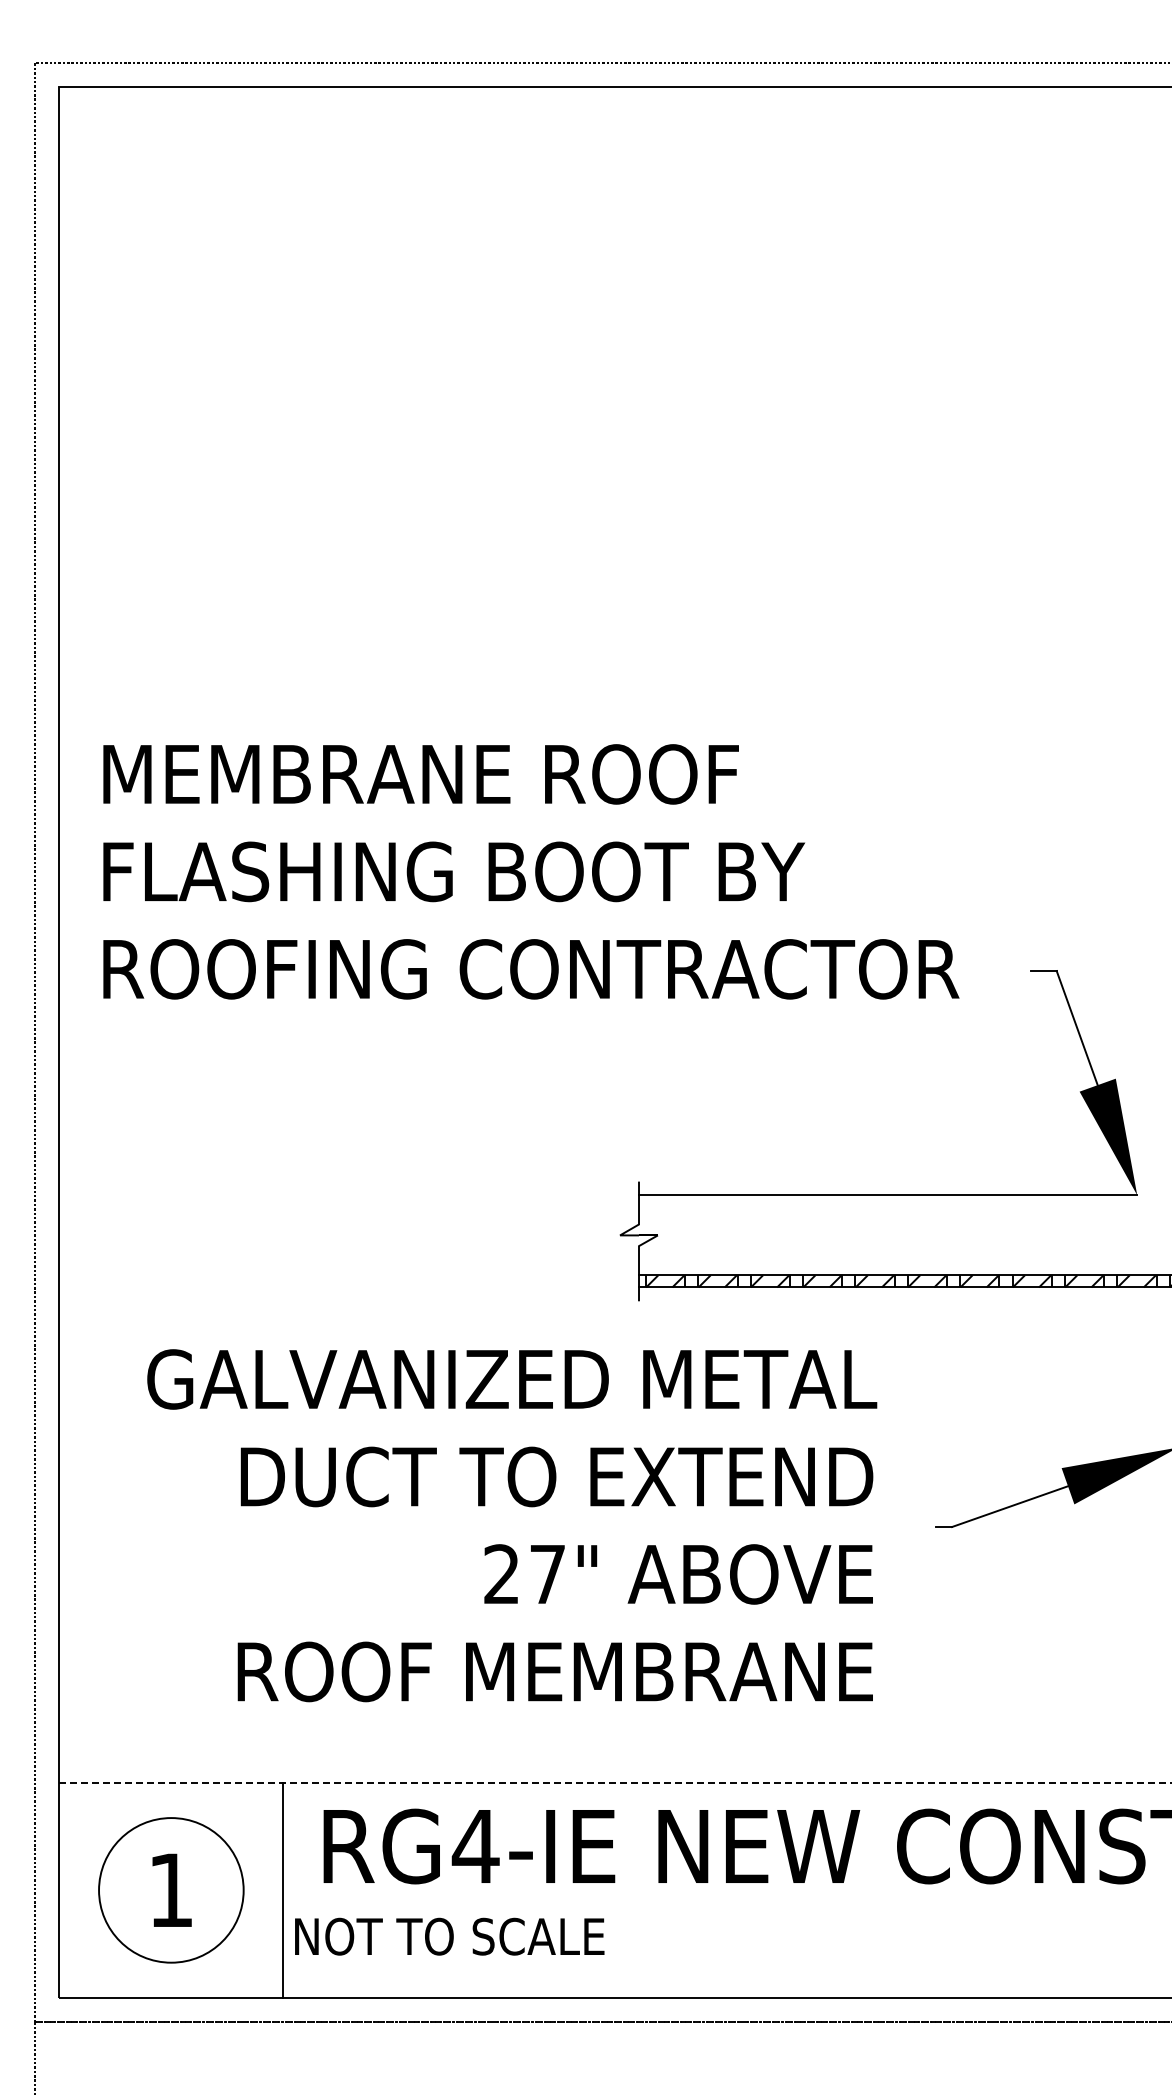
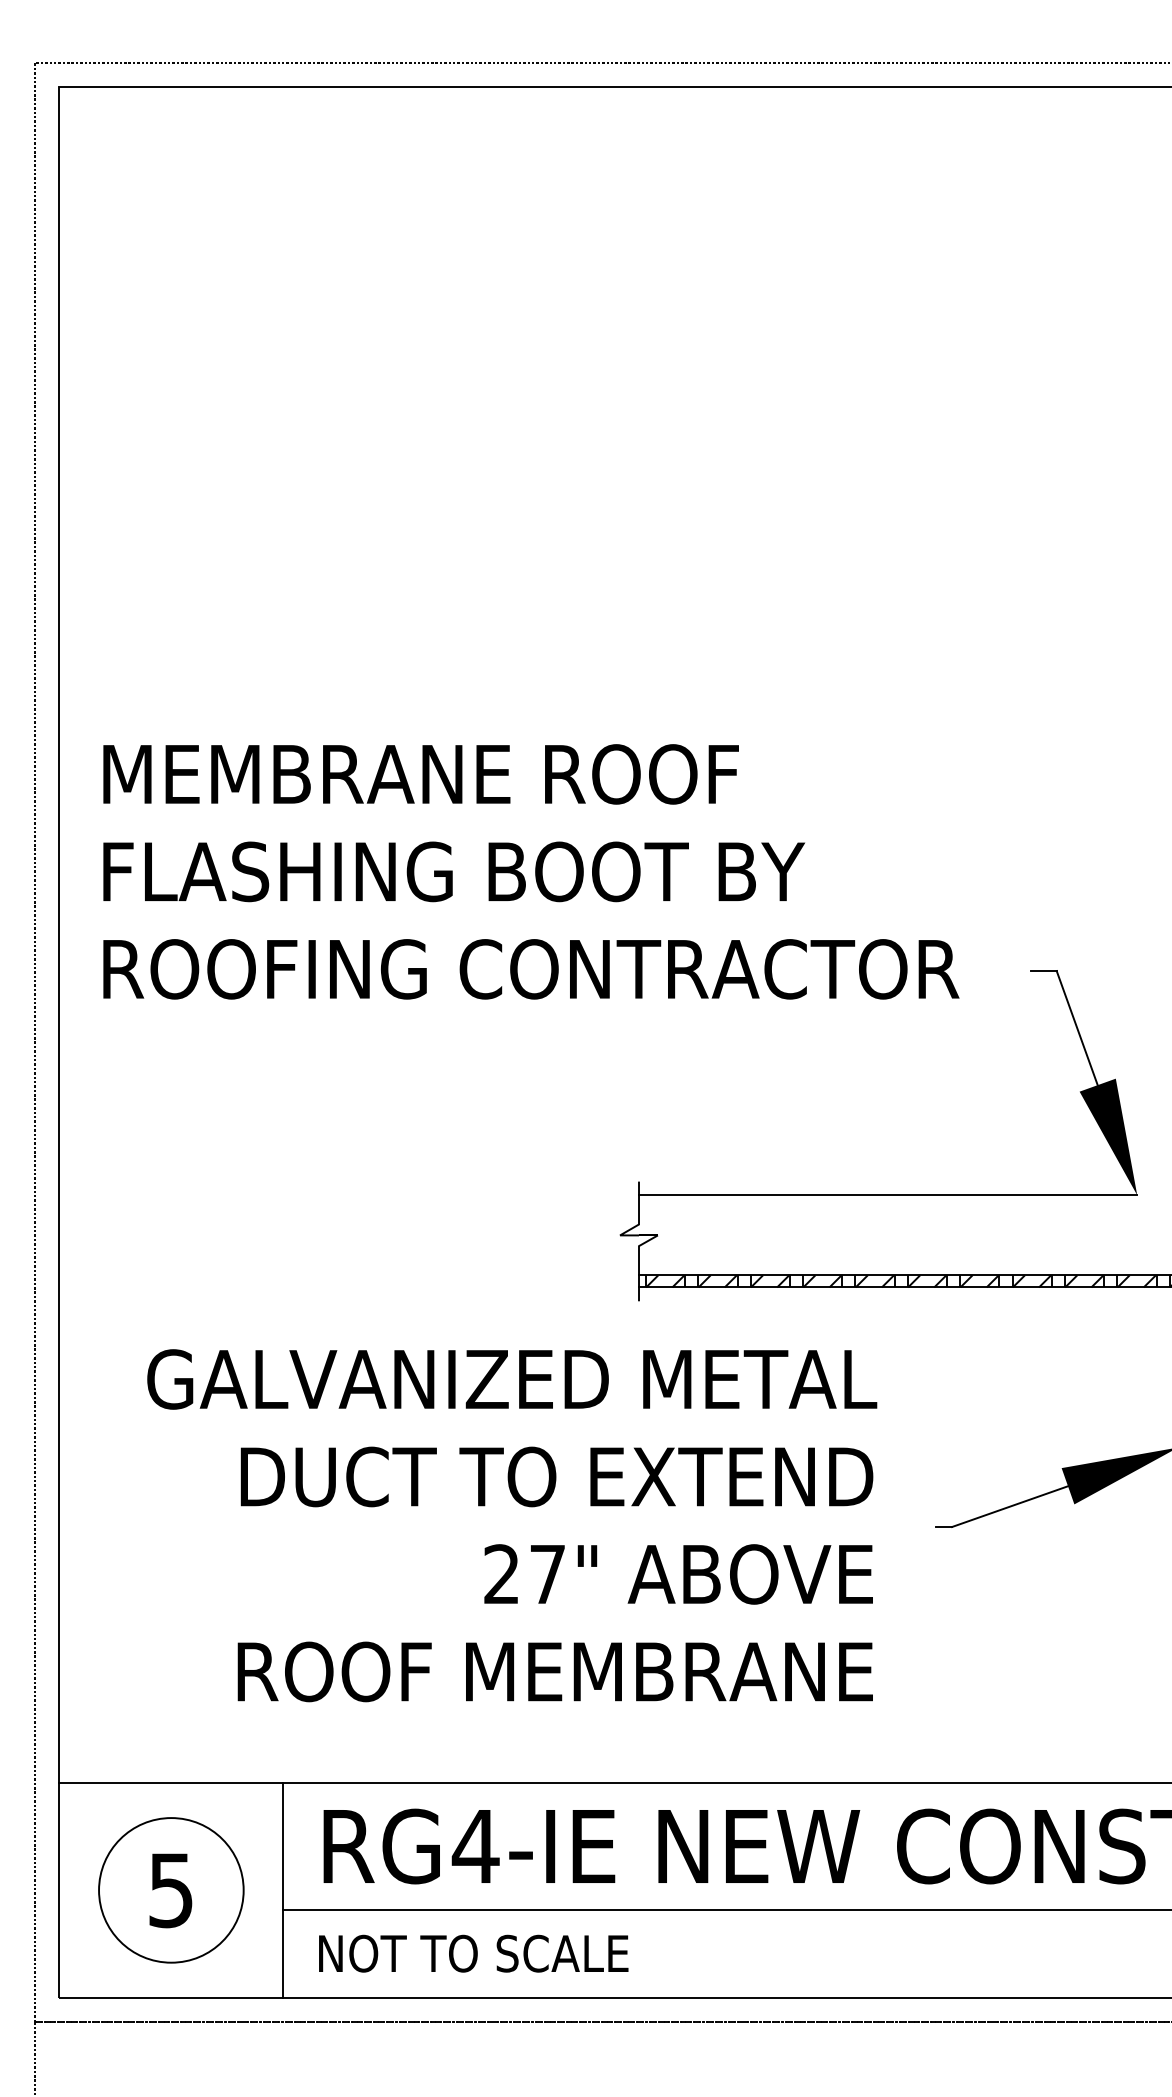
line: dashed -> solid (615, 1783)
text: 1 -> 5 (170, 1890)
line: none -> present (725, 1909)
text position: (449, 1936) -> (473, 1953) (473, 1953)
